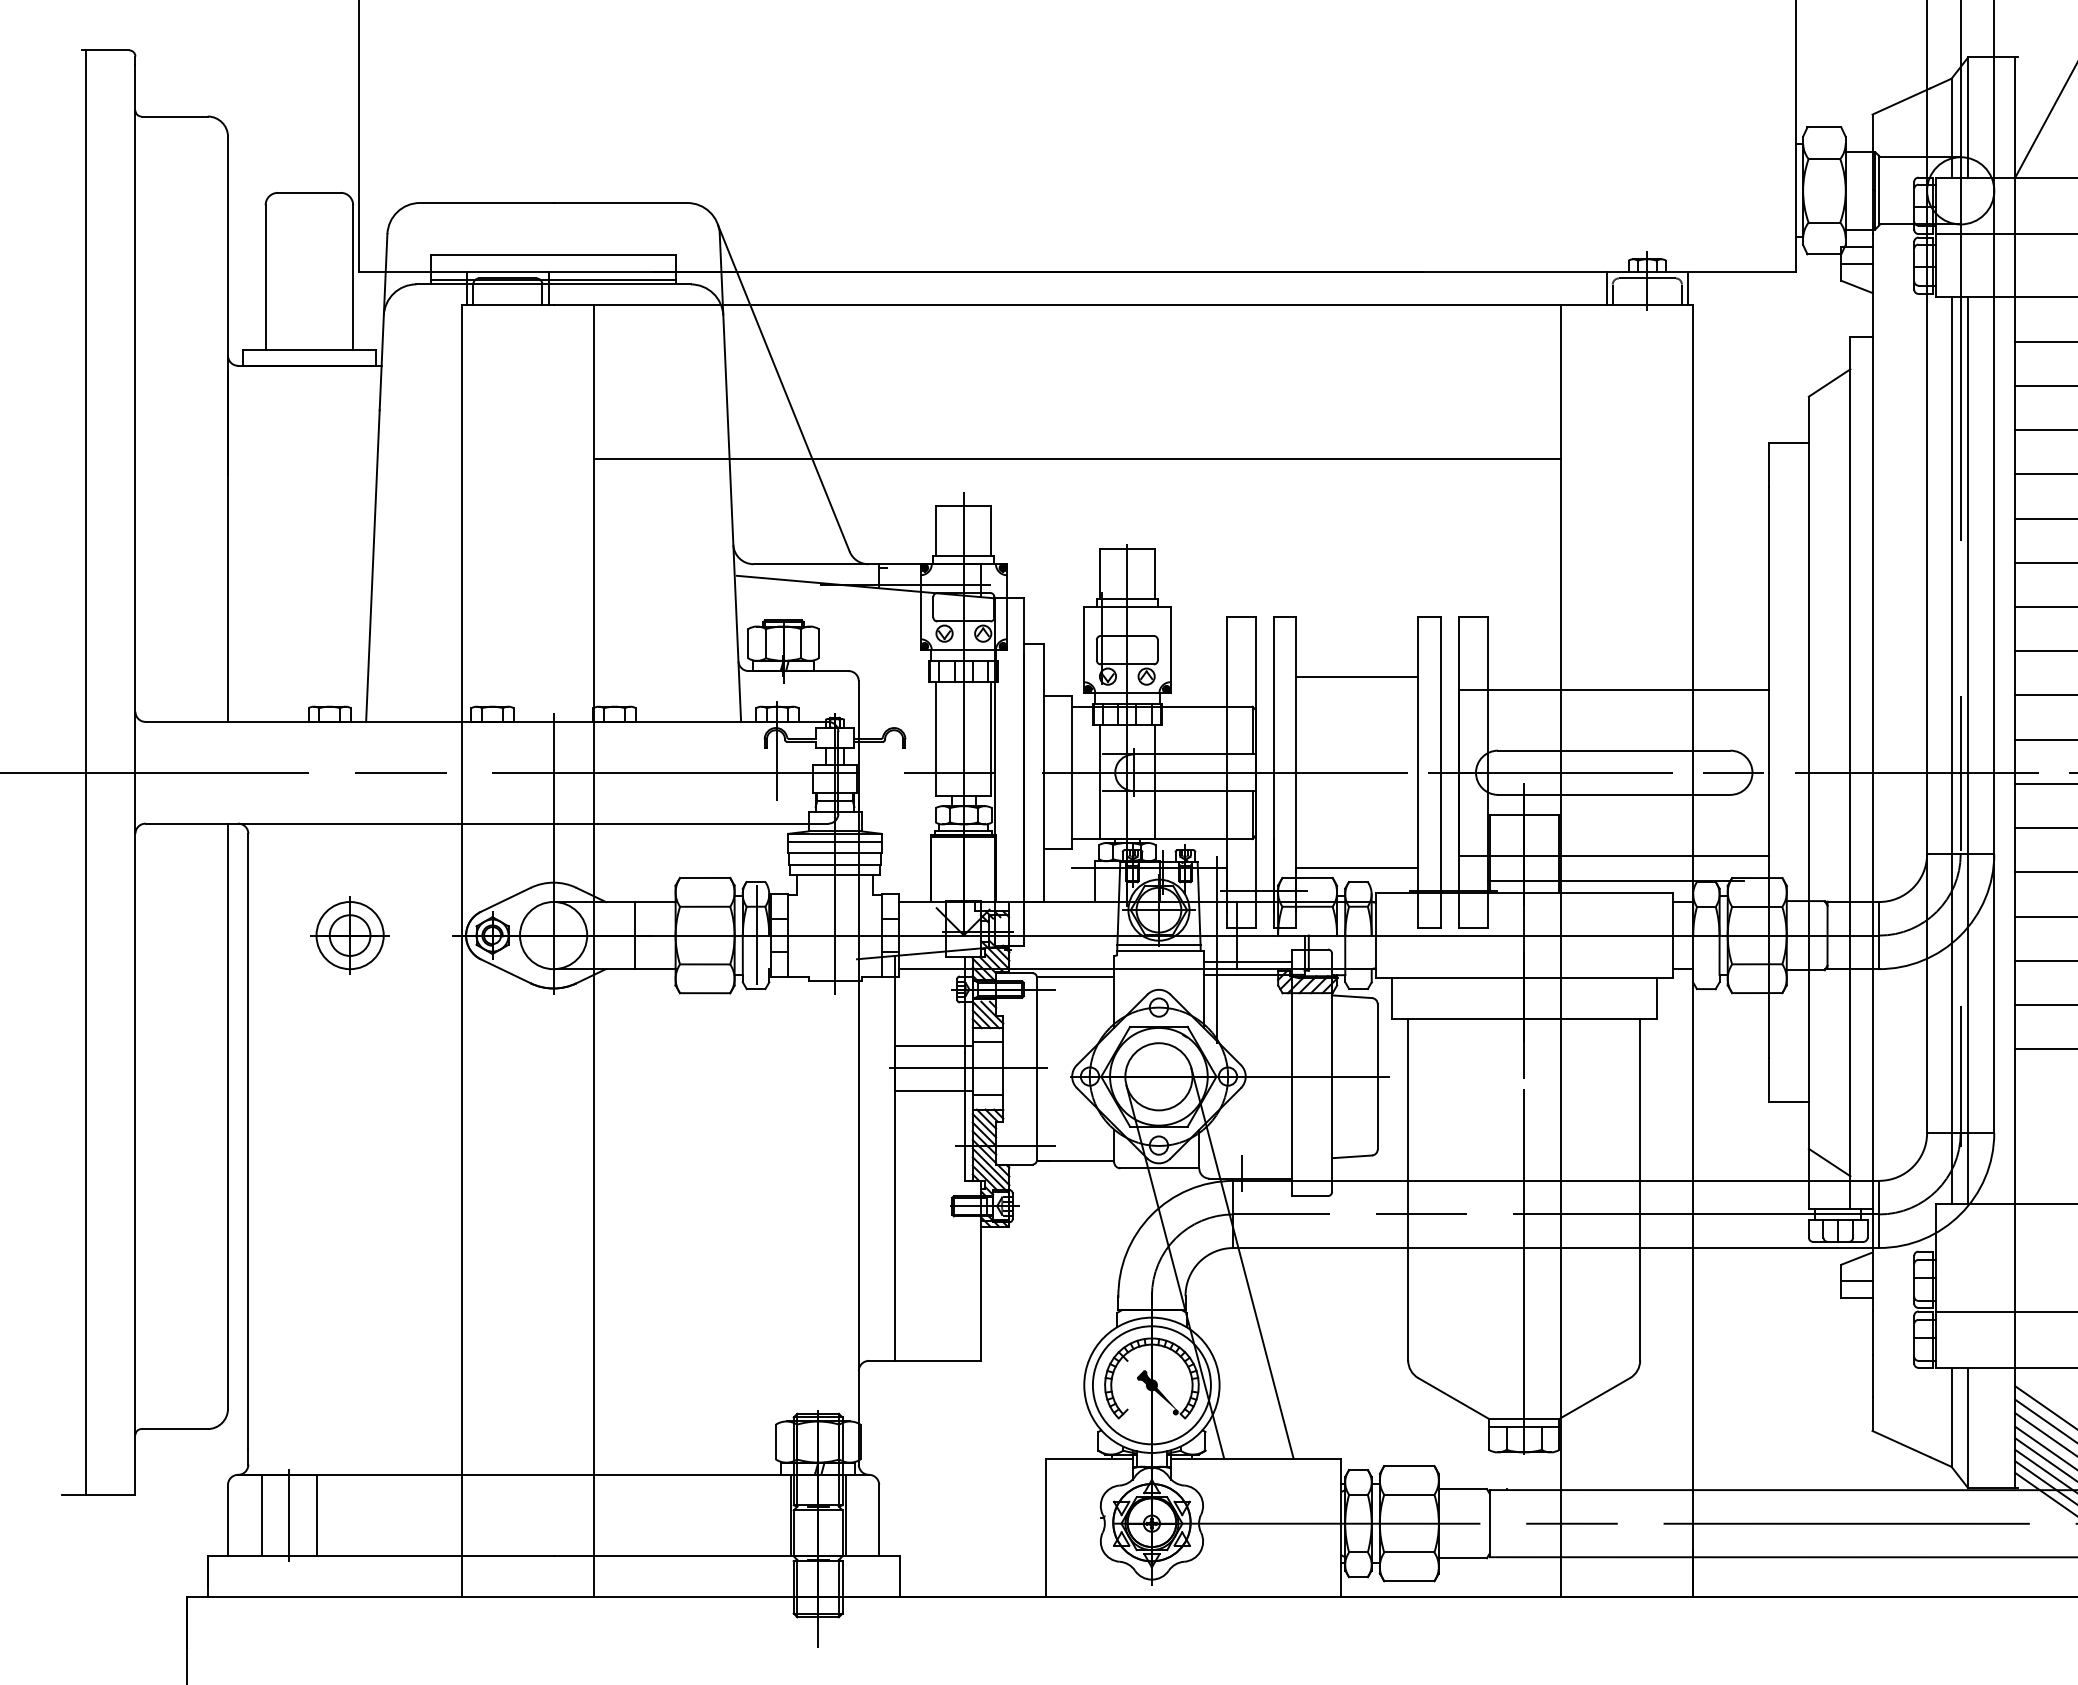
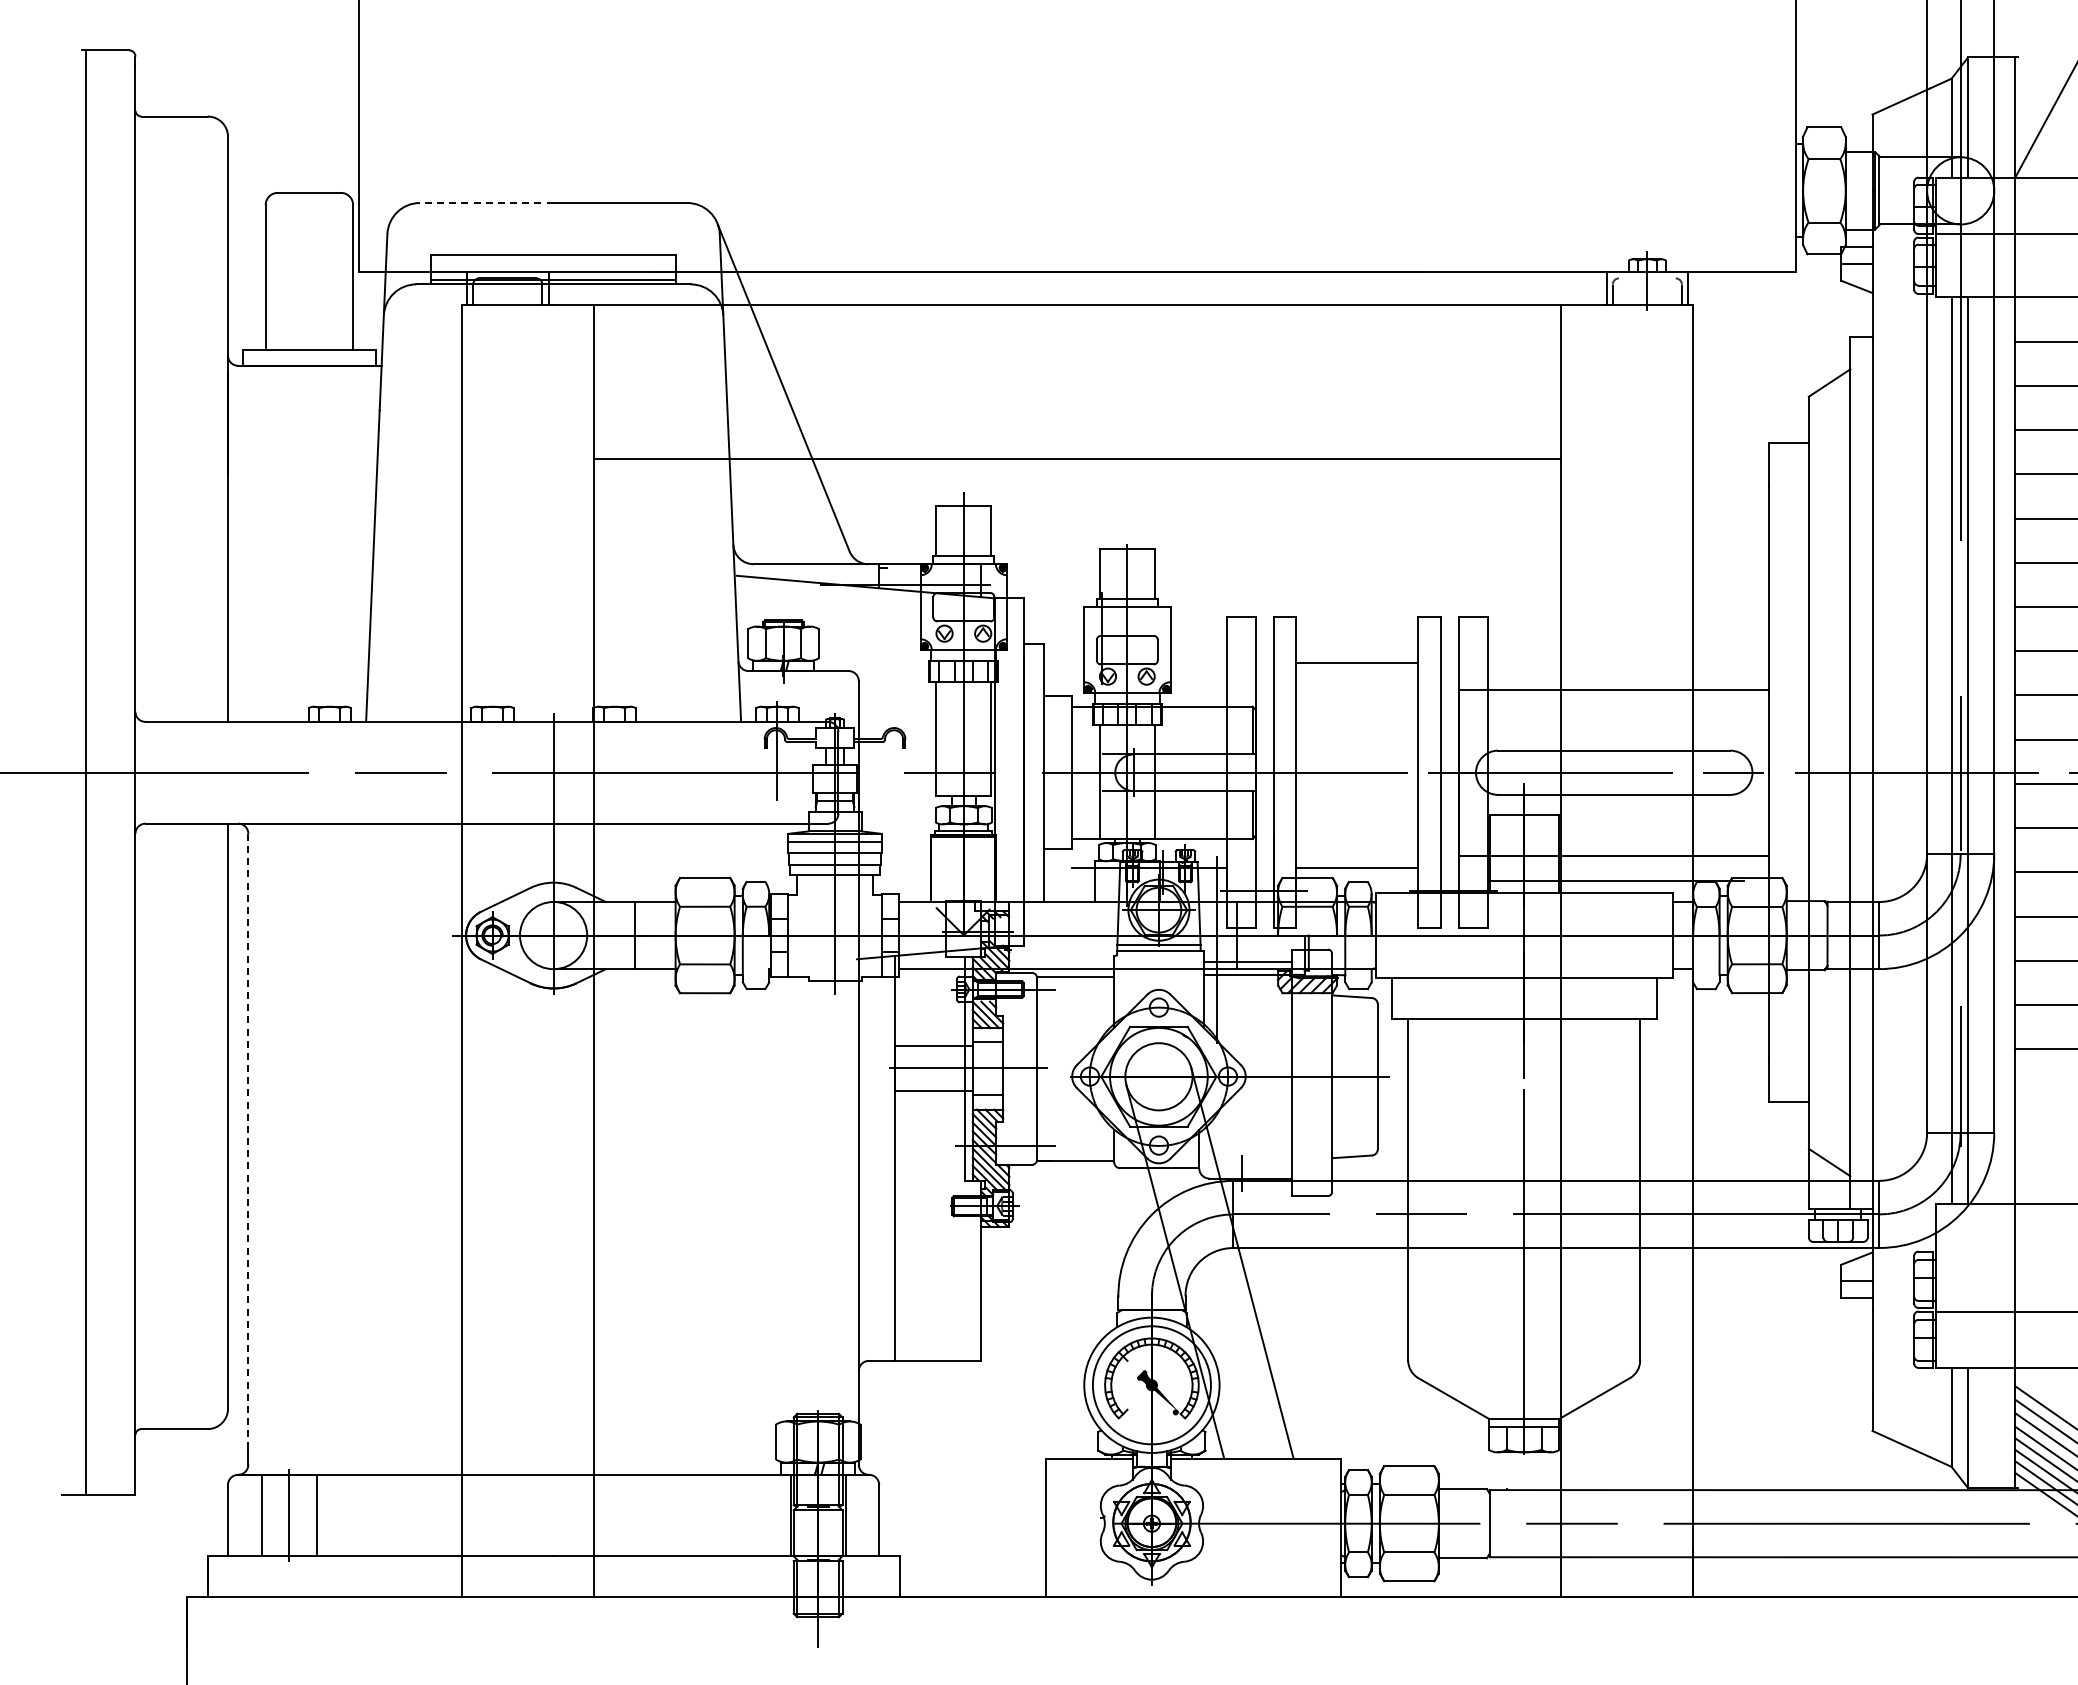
line: solid -> dashed (486, 203)
line: present -> none (1646, 278)
line position: (1357, 677) -> (1357, 663) (1357, 663)
part: present -> none (349, 935)
line: present -> none (757, 935)
line: solid -> dashed (248, 1141)
